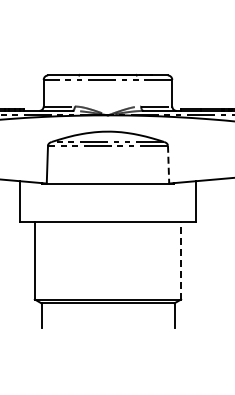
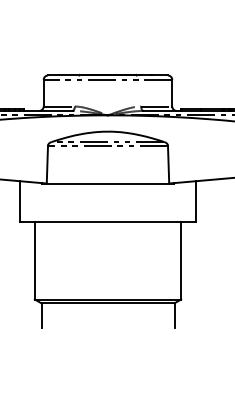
line: dashed -> solid (168, 164)
line: dashed -> solid (181, 260)
